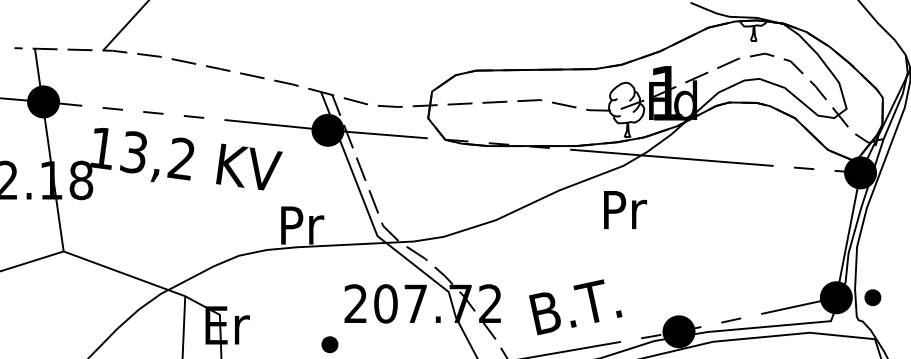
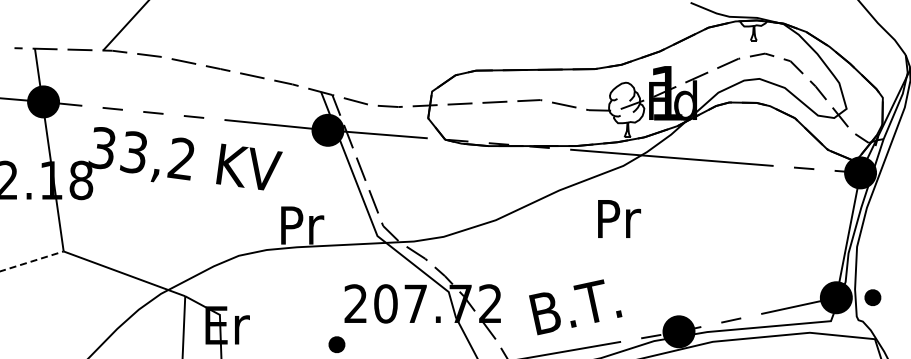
text: 13,2 -> 33,2 (101, 148)
text position: (625, 209) -> (619, 218) (619, 218)
line: solid -> dashed (32, 261)
part position: (329, 344) -> (336, 344) (336, 344)
